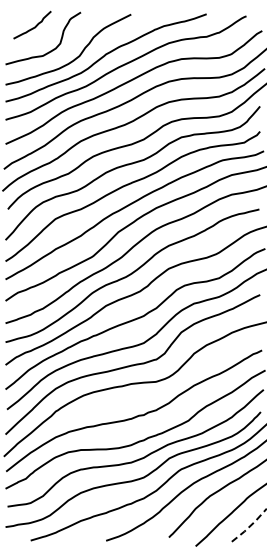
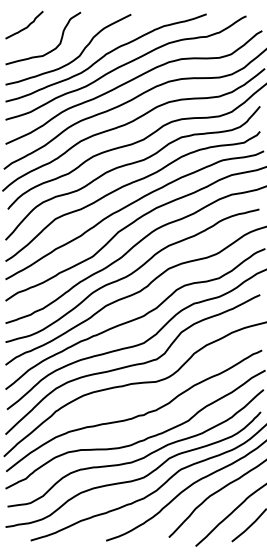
curve position: (34, 26) -> (26, 26) (26, 26)
line: dashed -> solid (249, 526)
